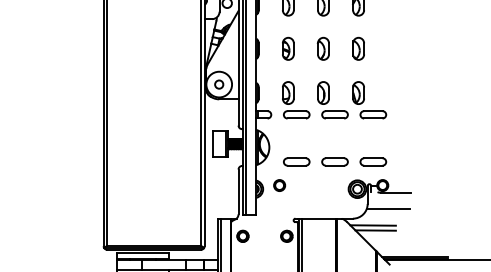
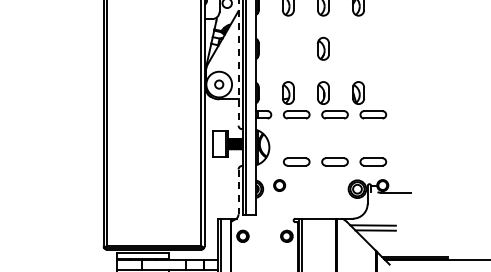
part: present -> none (288, 48)
part: present -> none (358, 48)
line: solid -> dashed (238, 62)
line: solid -> dashed (238, 192)
line: present -> none (387, 209)
